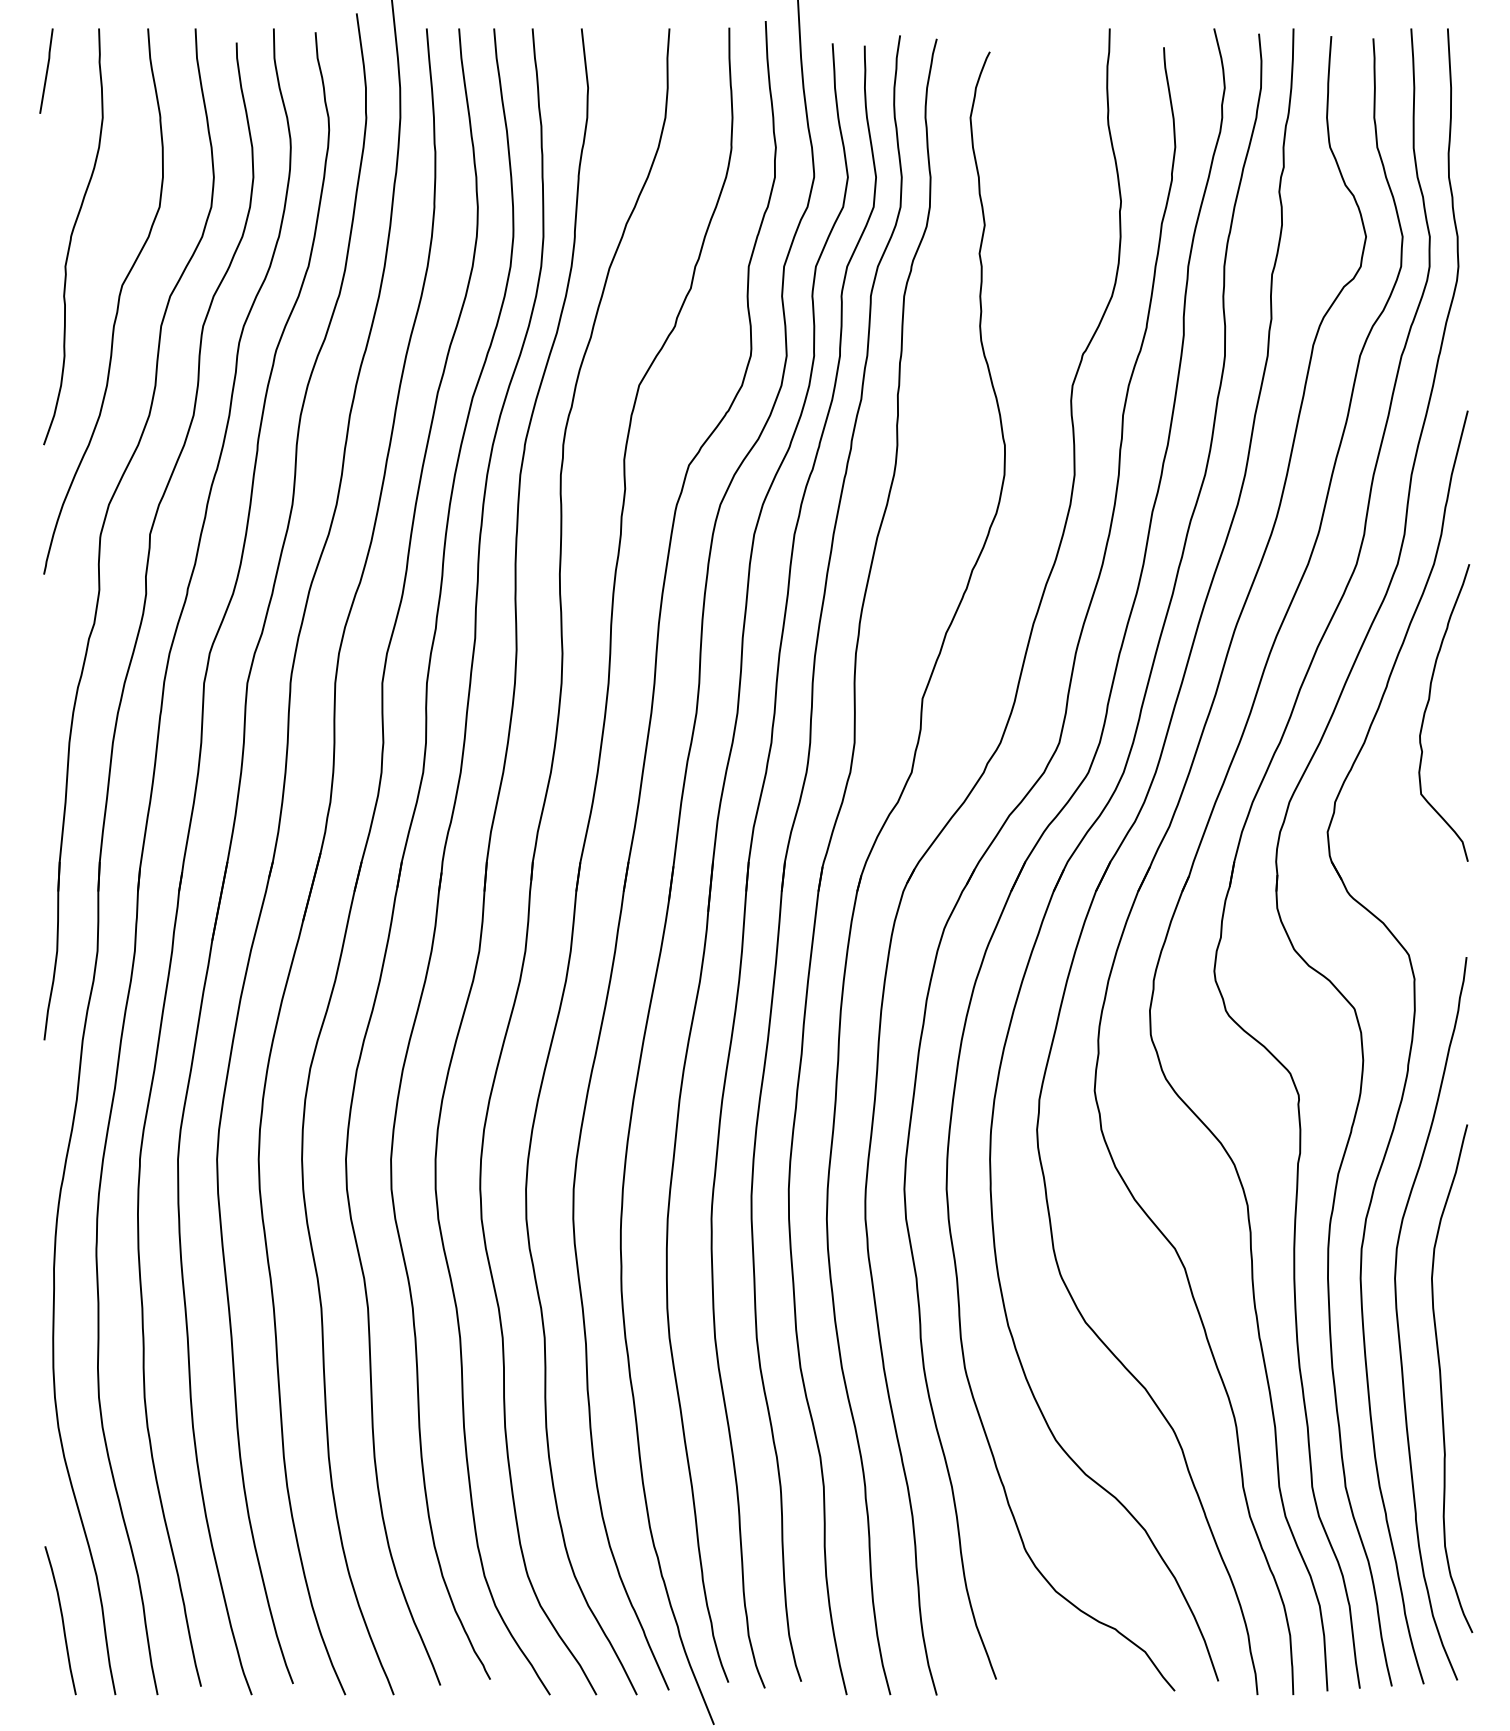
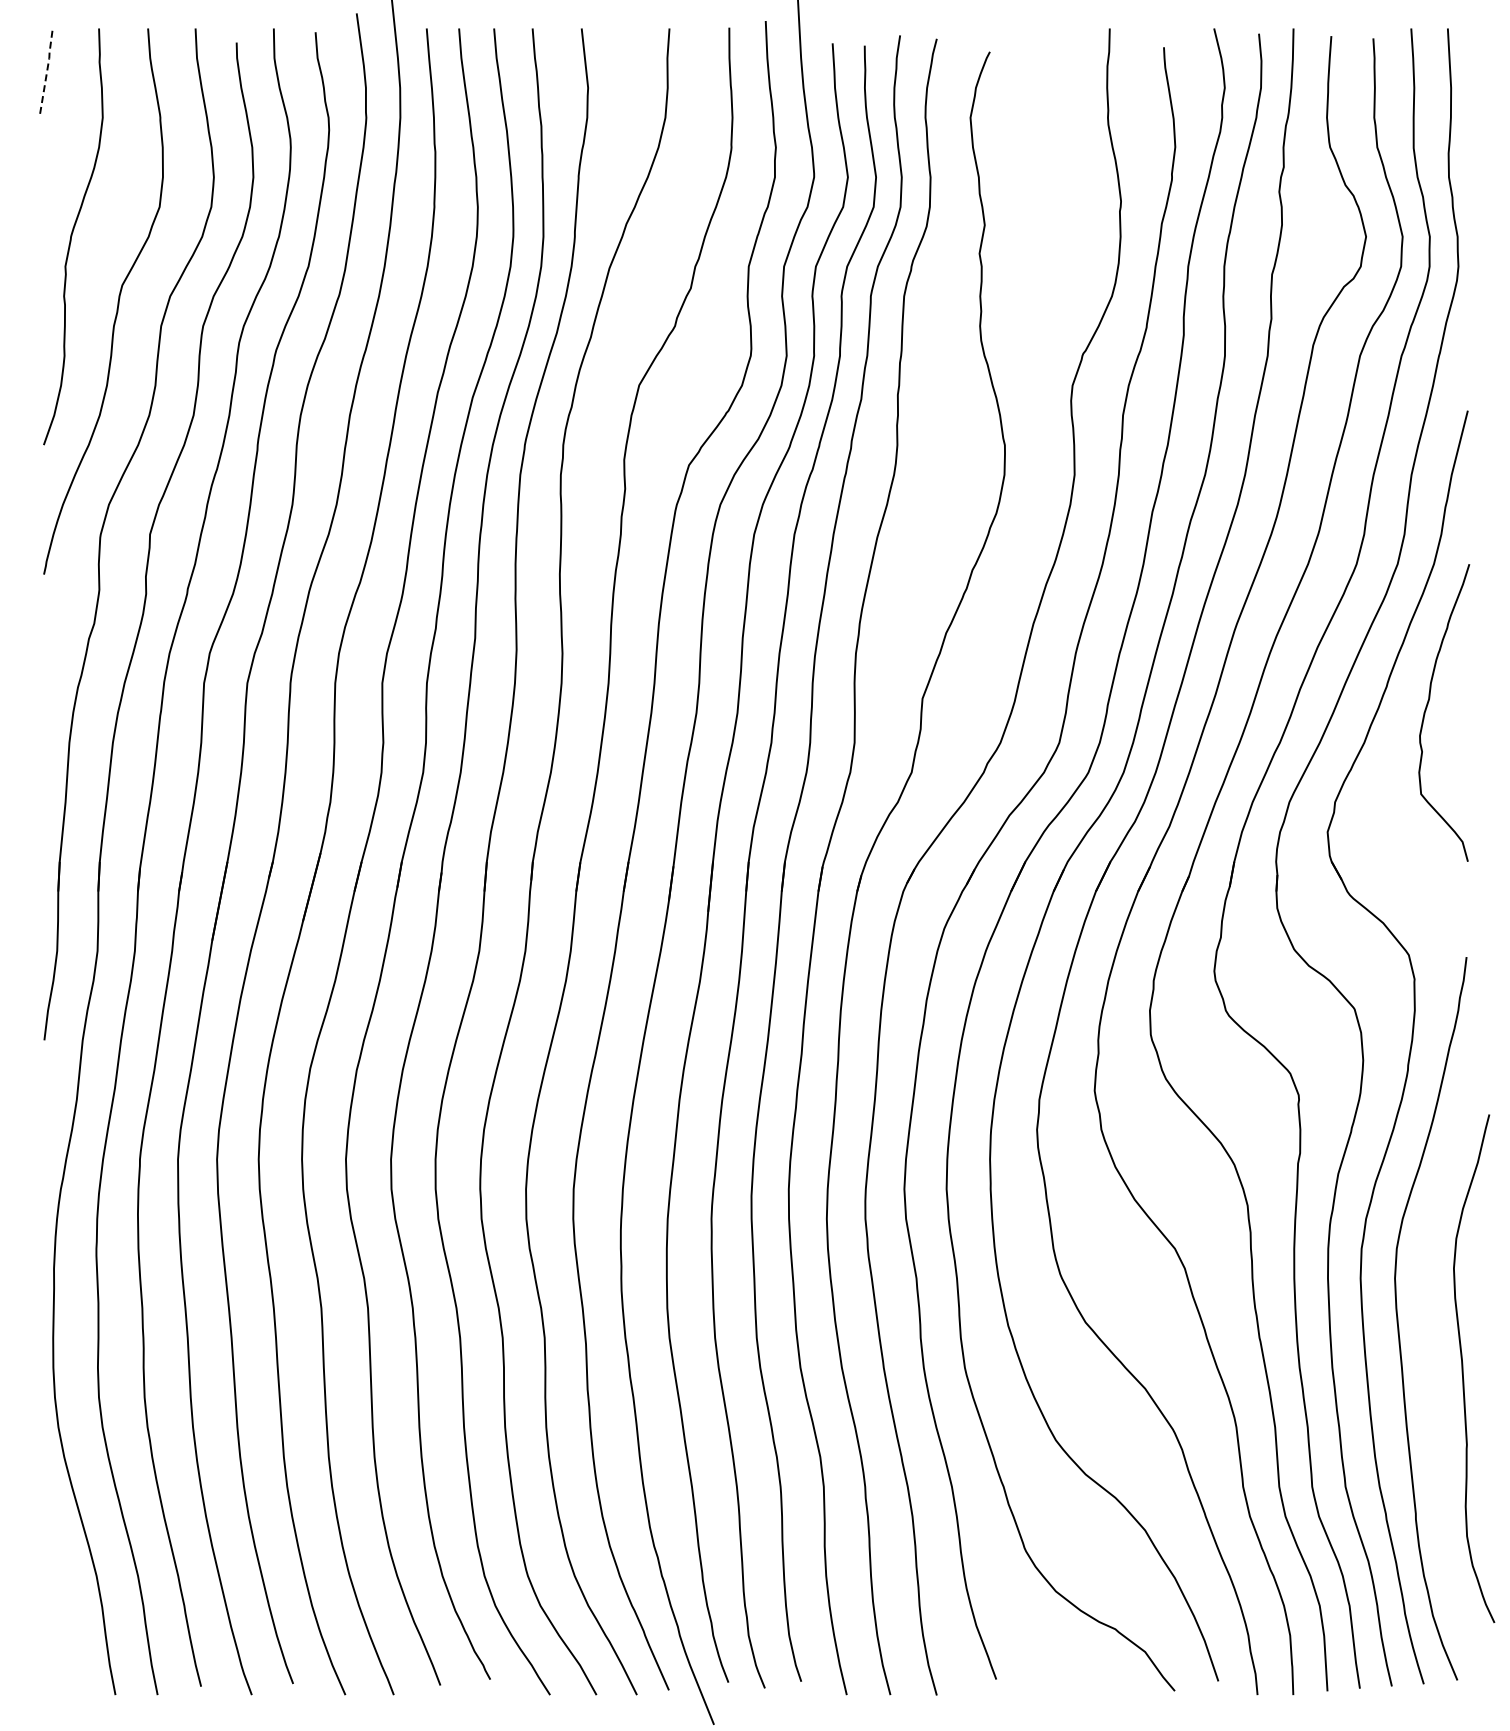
line: solid -> dashed (47, 69)
curve position: (1441, 1378) -> (1463, 1368) (1463, 1368)
curve: present -> none (61, 1619)
